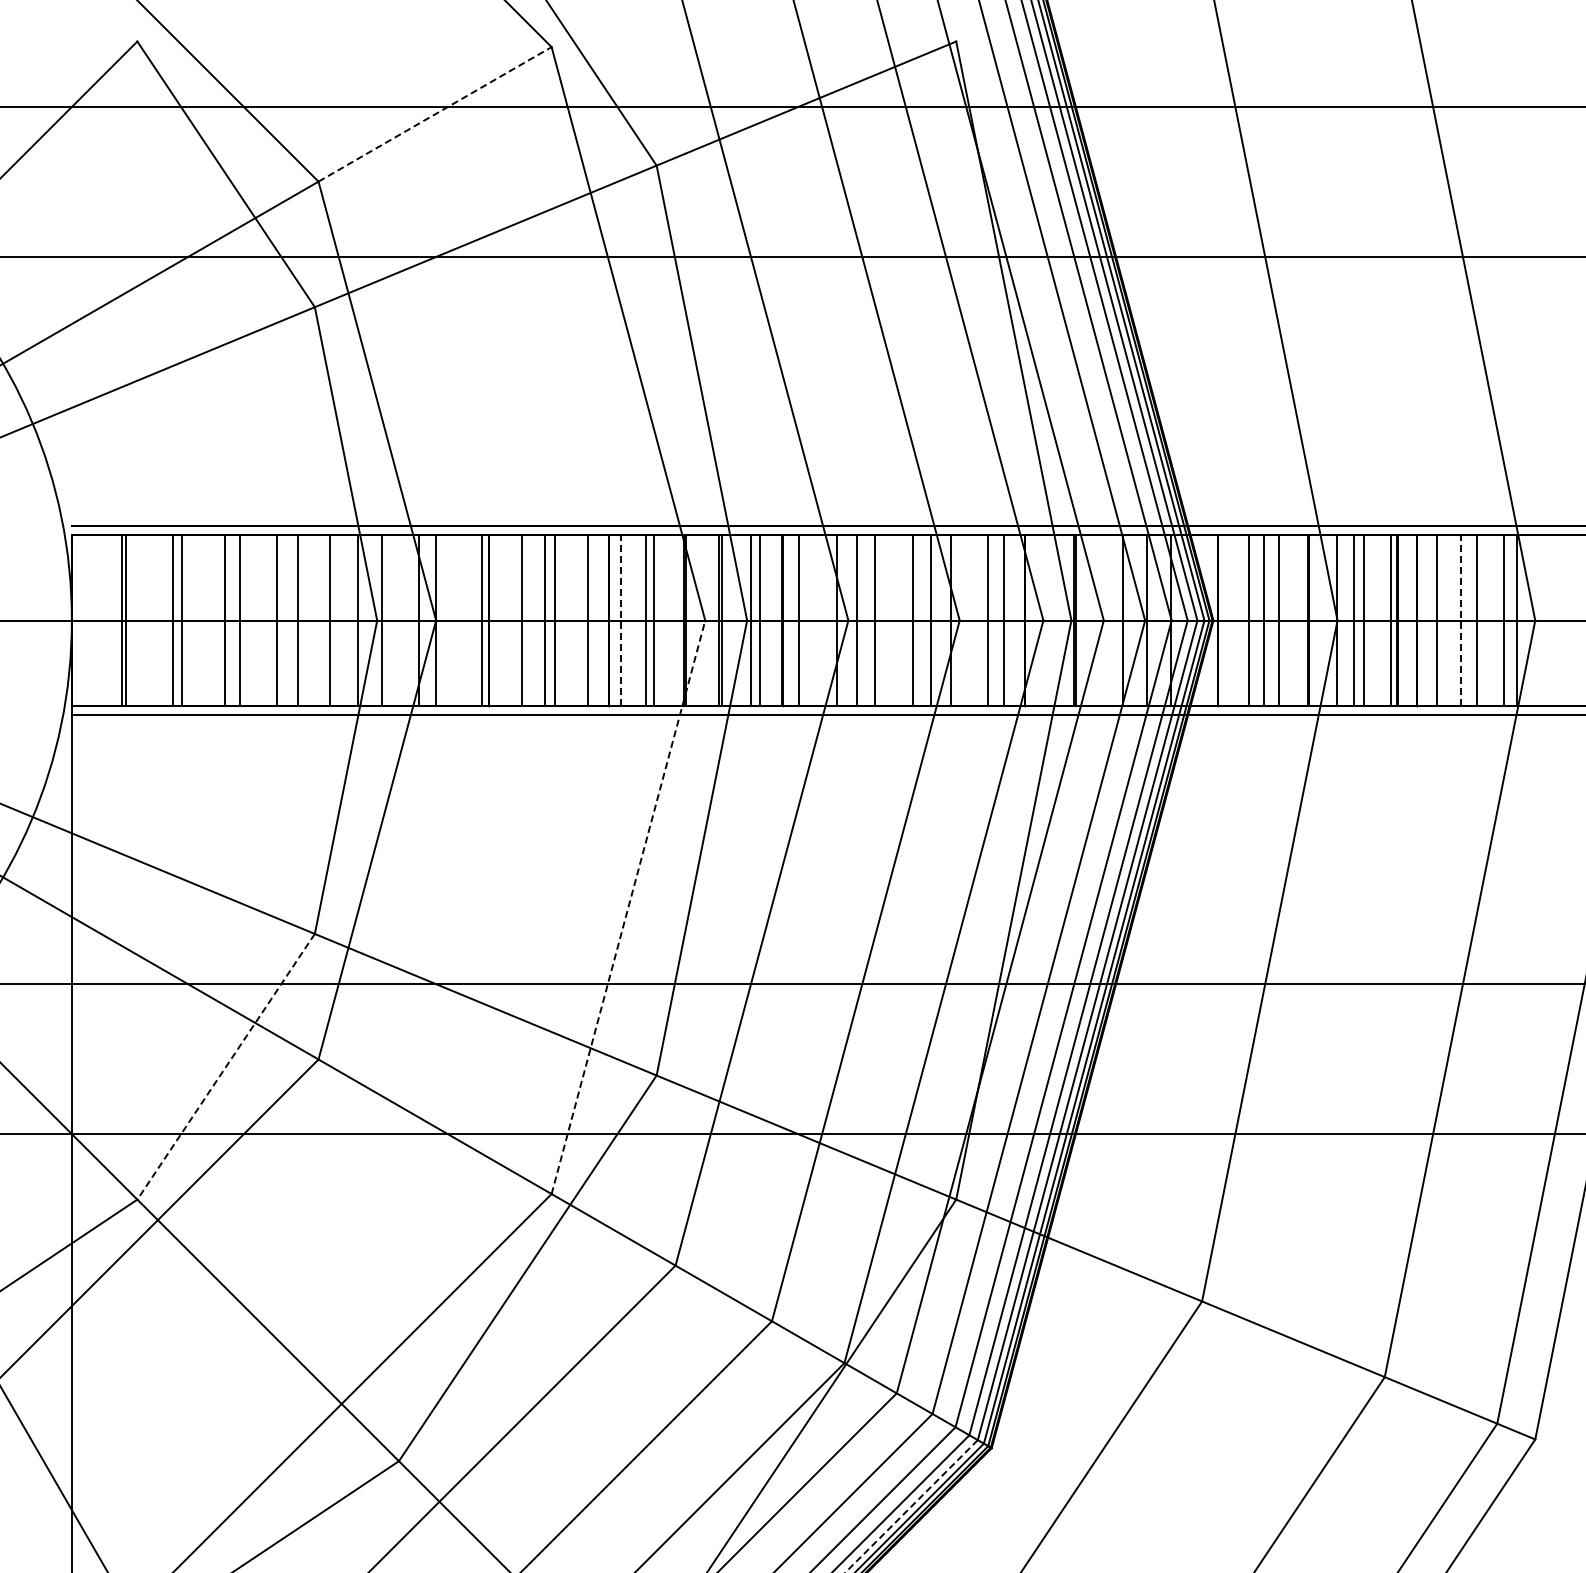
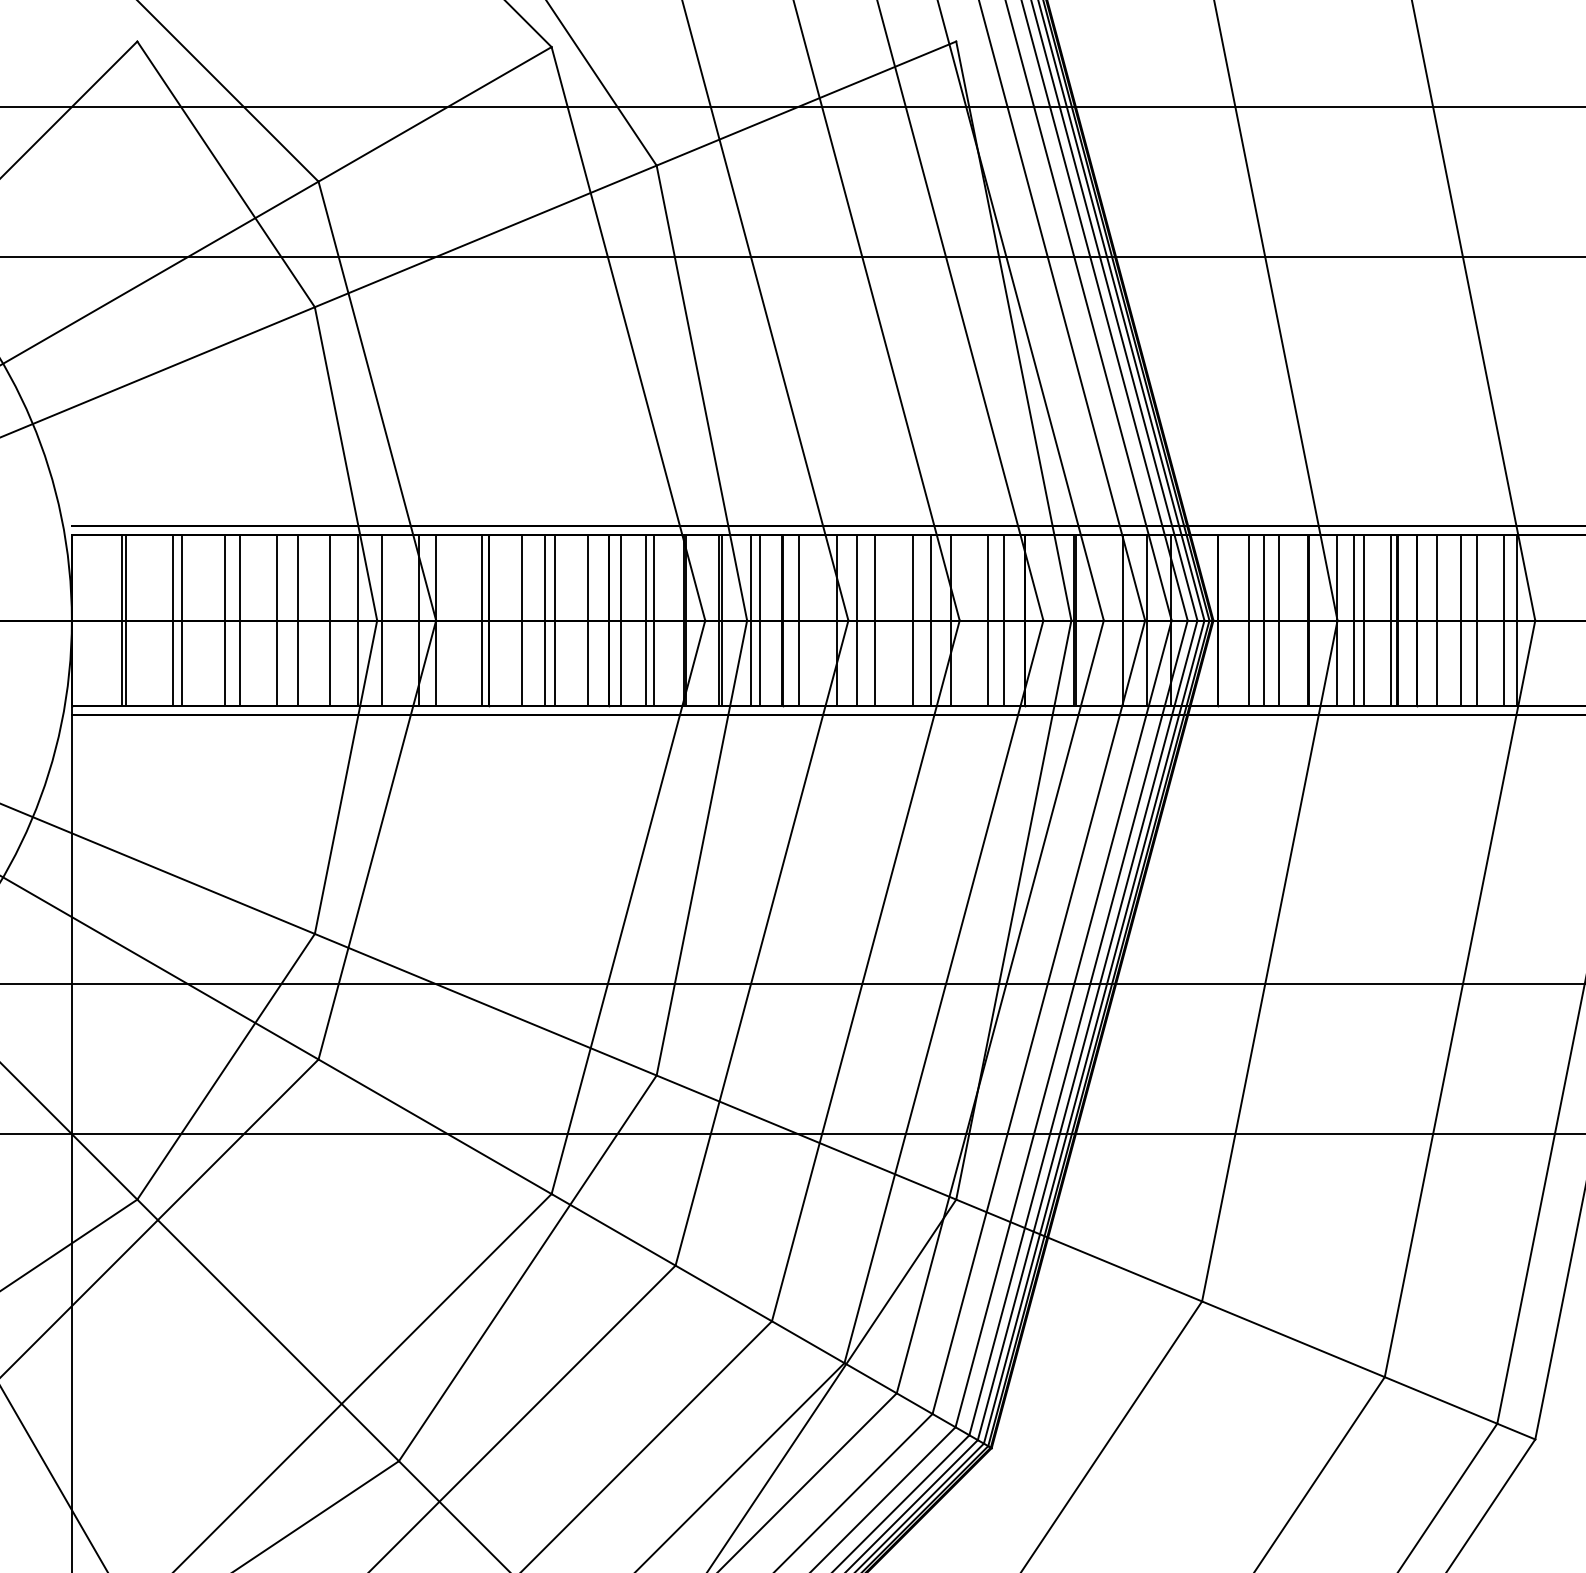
line: dashed -> solid (435, 114)
line: dashed -> solid (621, 620)
line: dashed -> solid (1460, 620)
line: dashed -> solid (628, 907)
line: dashed -> solid (226, 1066)
line: dashed -> solid (911, 1506)
